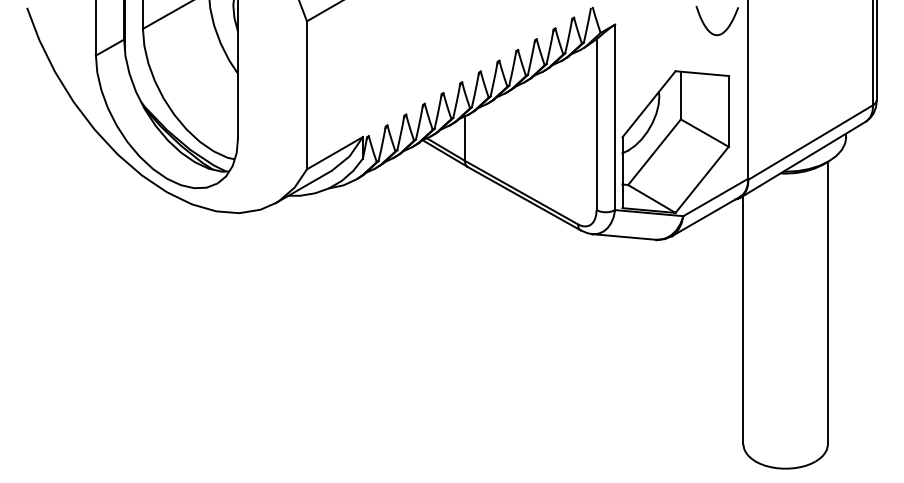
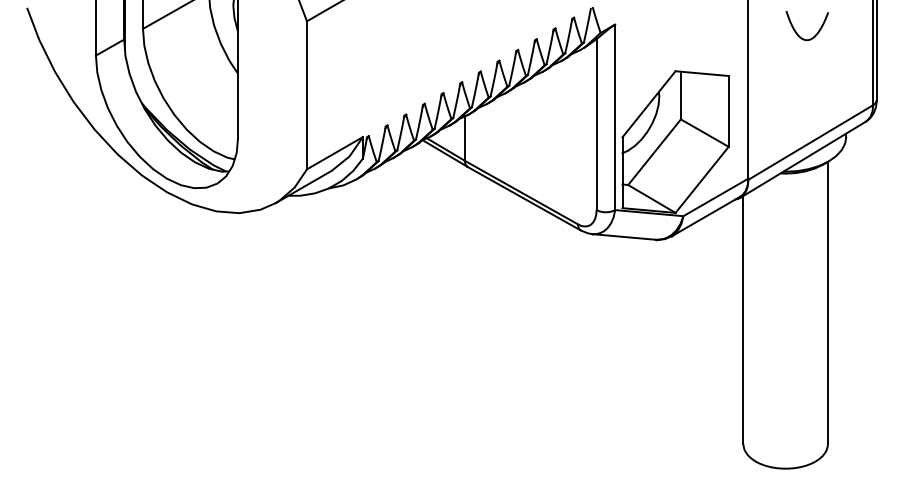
part position: (707, 27) -> (797, 32) (797, 32)
